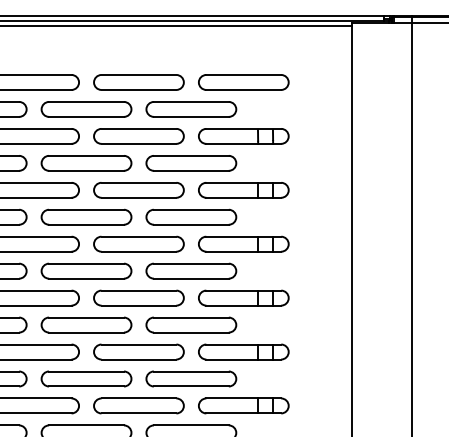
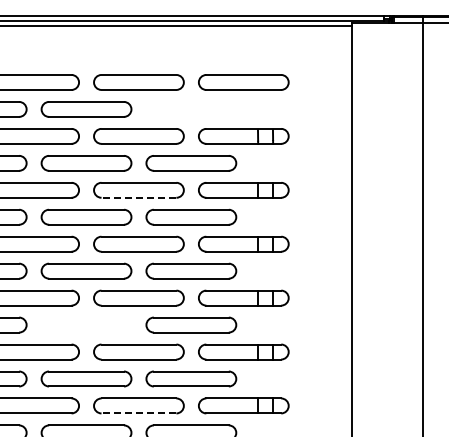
part: present -> none (191, 109)
line: solid -> dashed (138, 197)
line position: (411, 224) -> (422, 224) (422, 224)
part: present -> none (86, 324)
line: solid -> dashed (138, 413)
